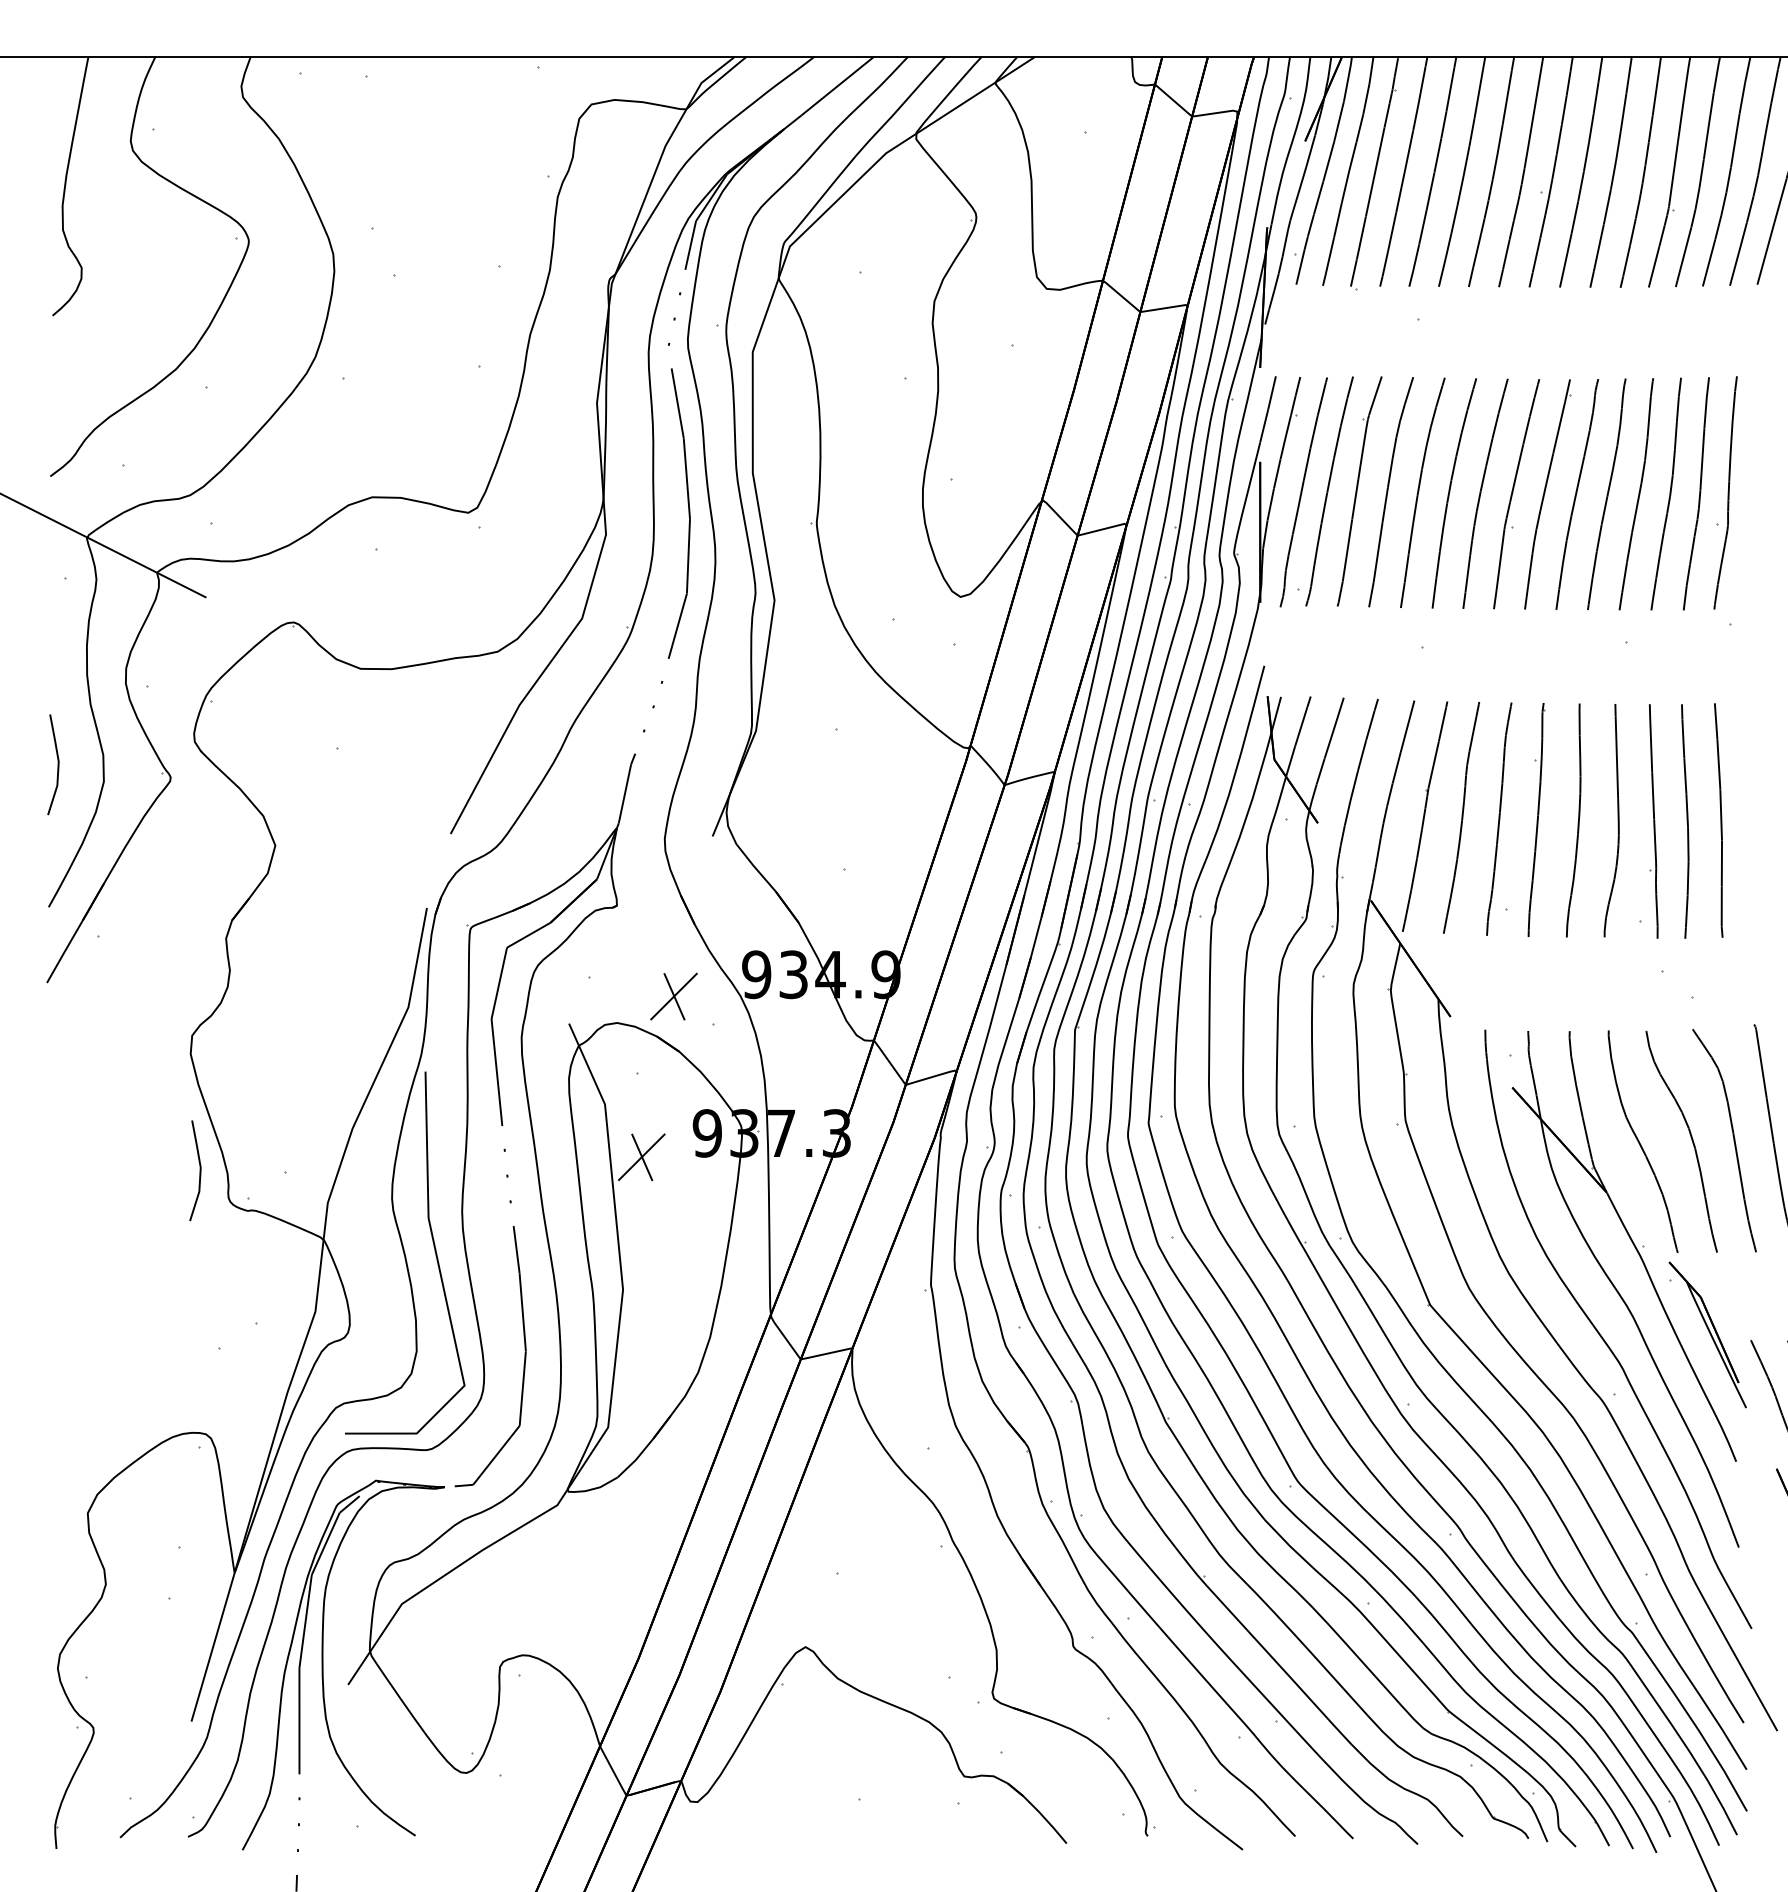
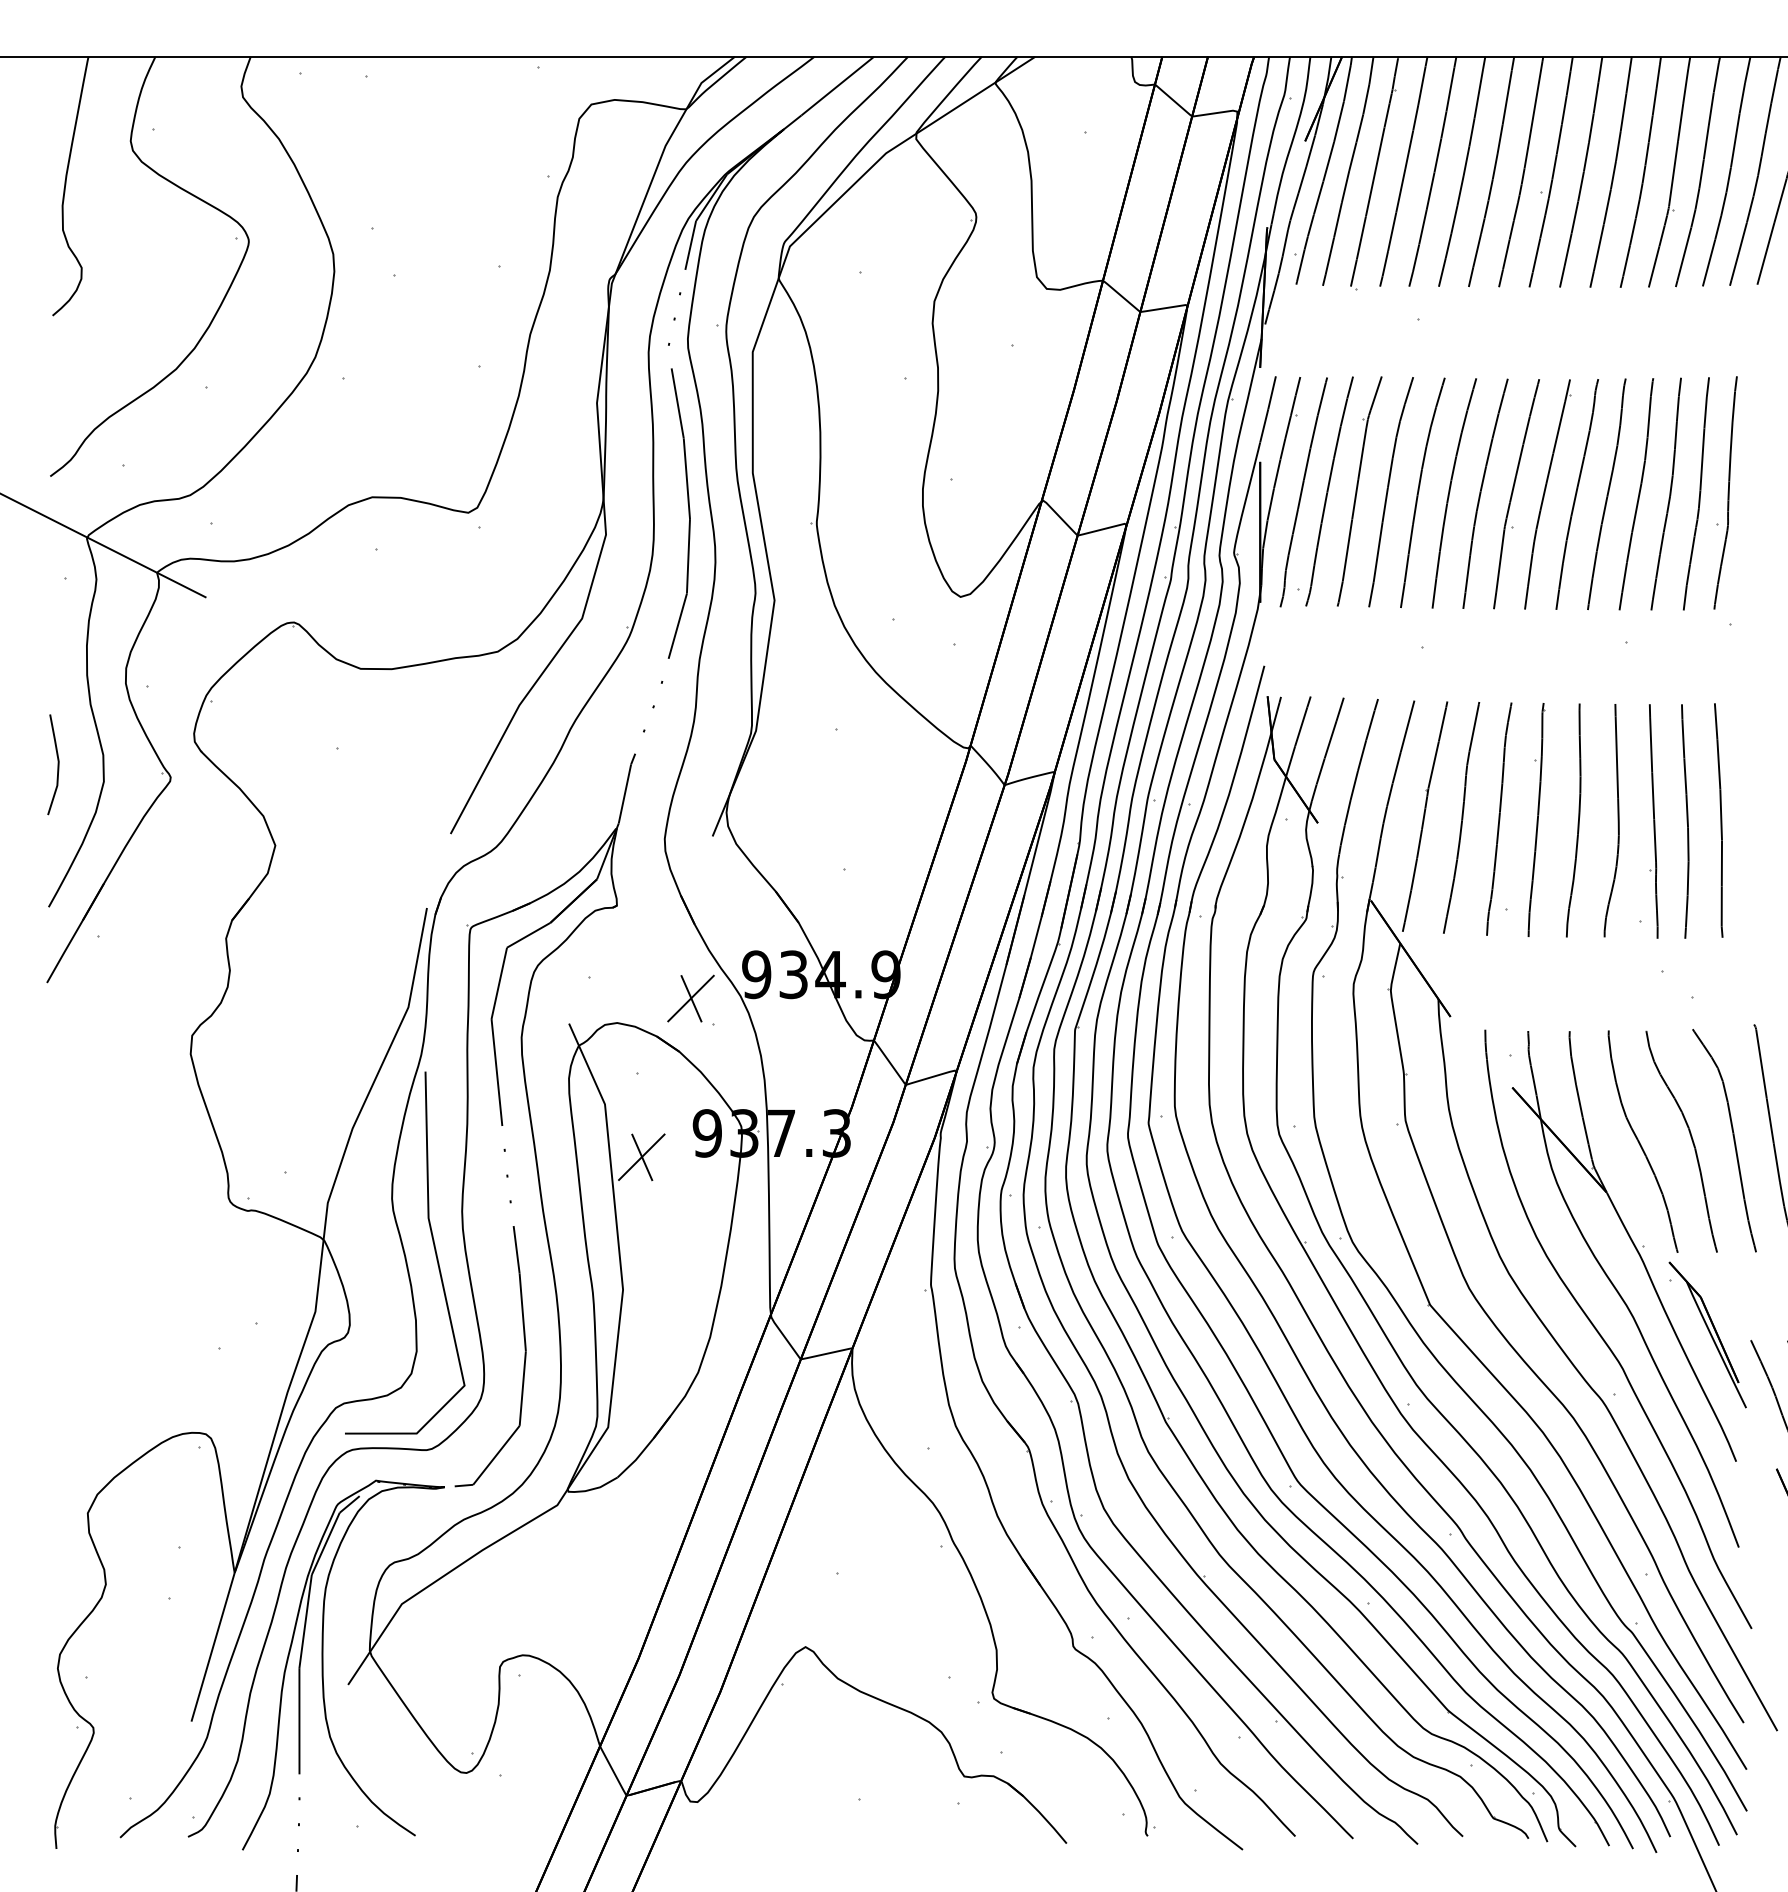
part position: (673, 996) -> (690, 998) (690, 998)
line: present -> none (199, 1170)
